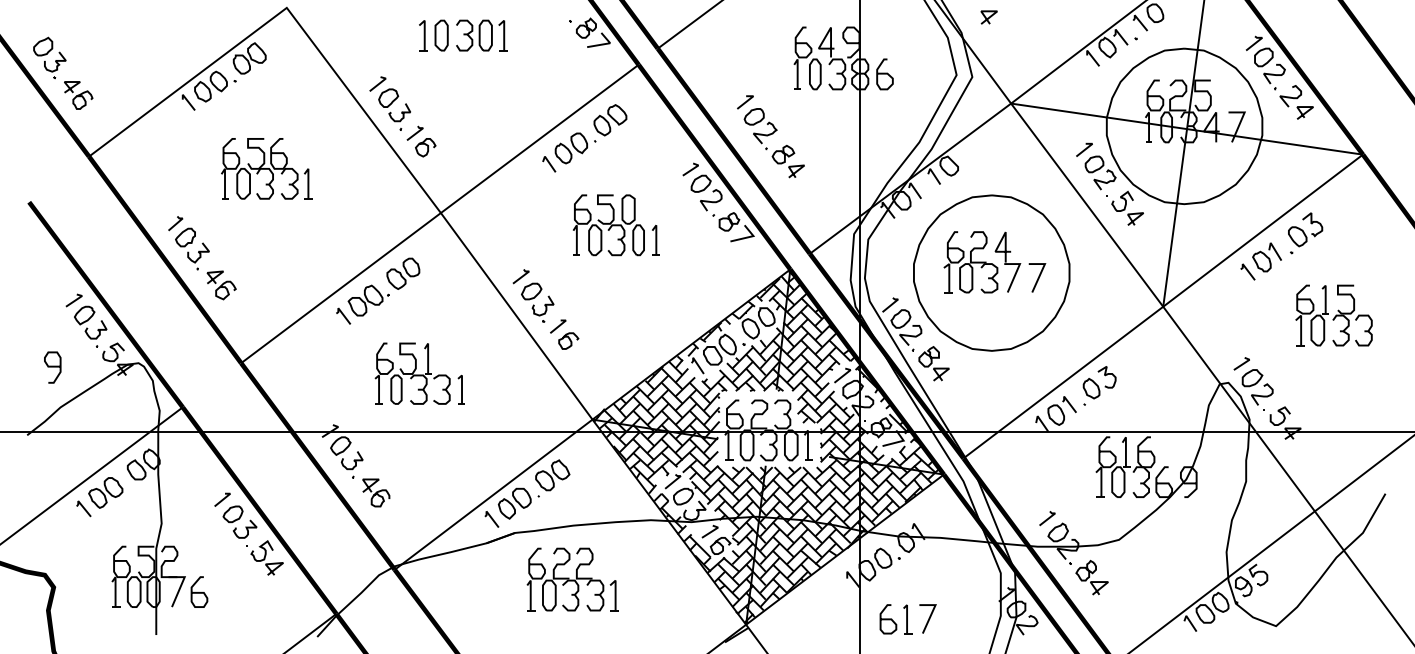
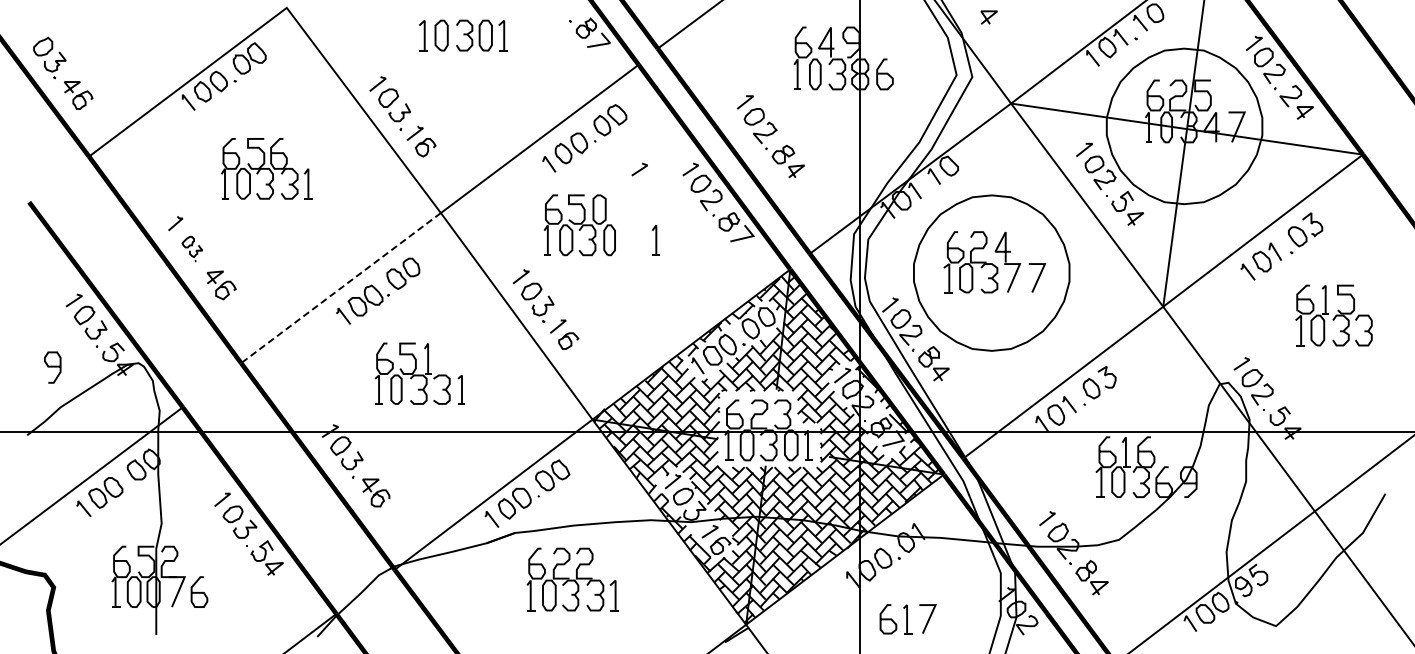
line: none -> present (639, 169)
part position: (608, 225) -> (579, 225) (579, 225)
part size: 35x44 px -> 23x28 px (192, 248)
line: solid -> dashed (341, 288)
